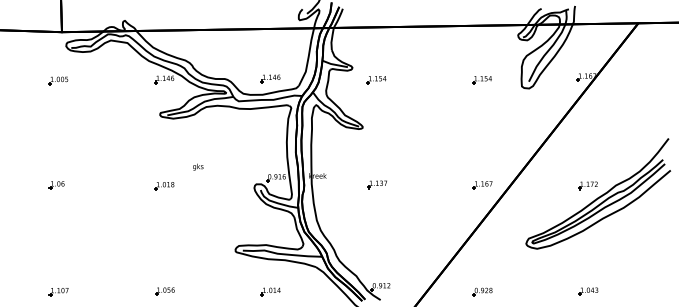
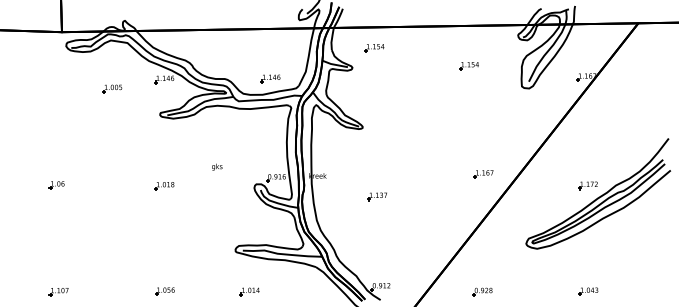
part position: (58, 80) -> (112, 88) (112, 88)
part position: (376, 80) -> (374, 48) (374, 48)
part position: (481, 80) -> (468, 66) (468, 66)
text position: (198, 166) -> (217, 166) (217, 166)
part position: (376, 184) -> (376, 196) (376, 196)
part position: (482, 185) -> (483, 174) (483, 174)
part position: (270, 291) -> (249, 291) (249, 291)
